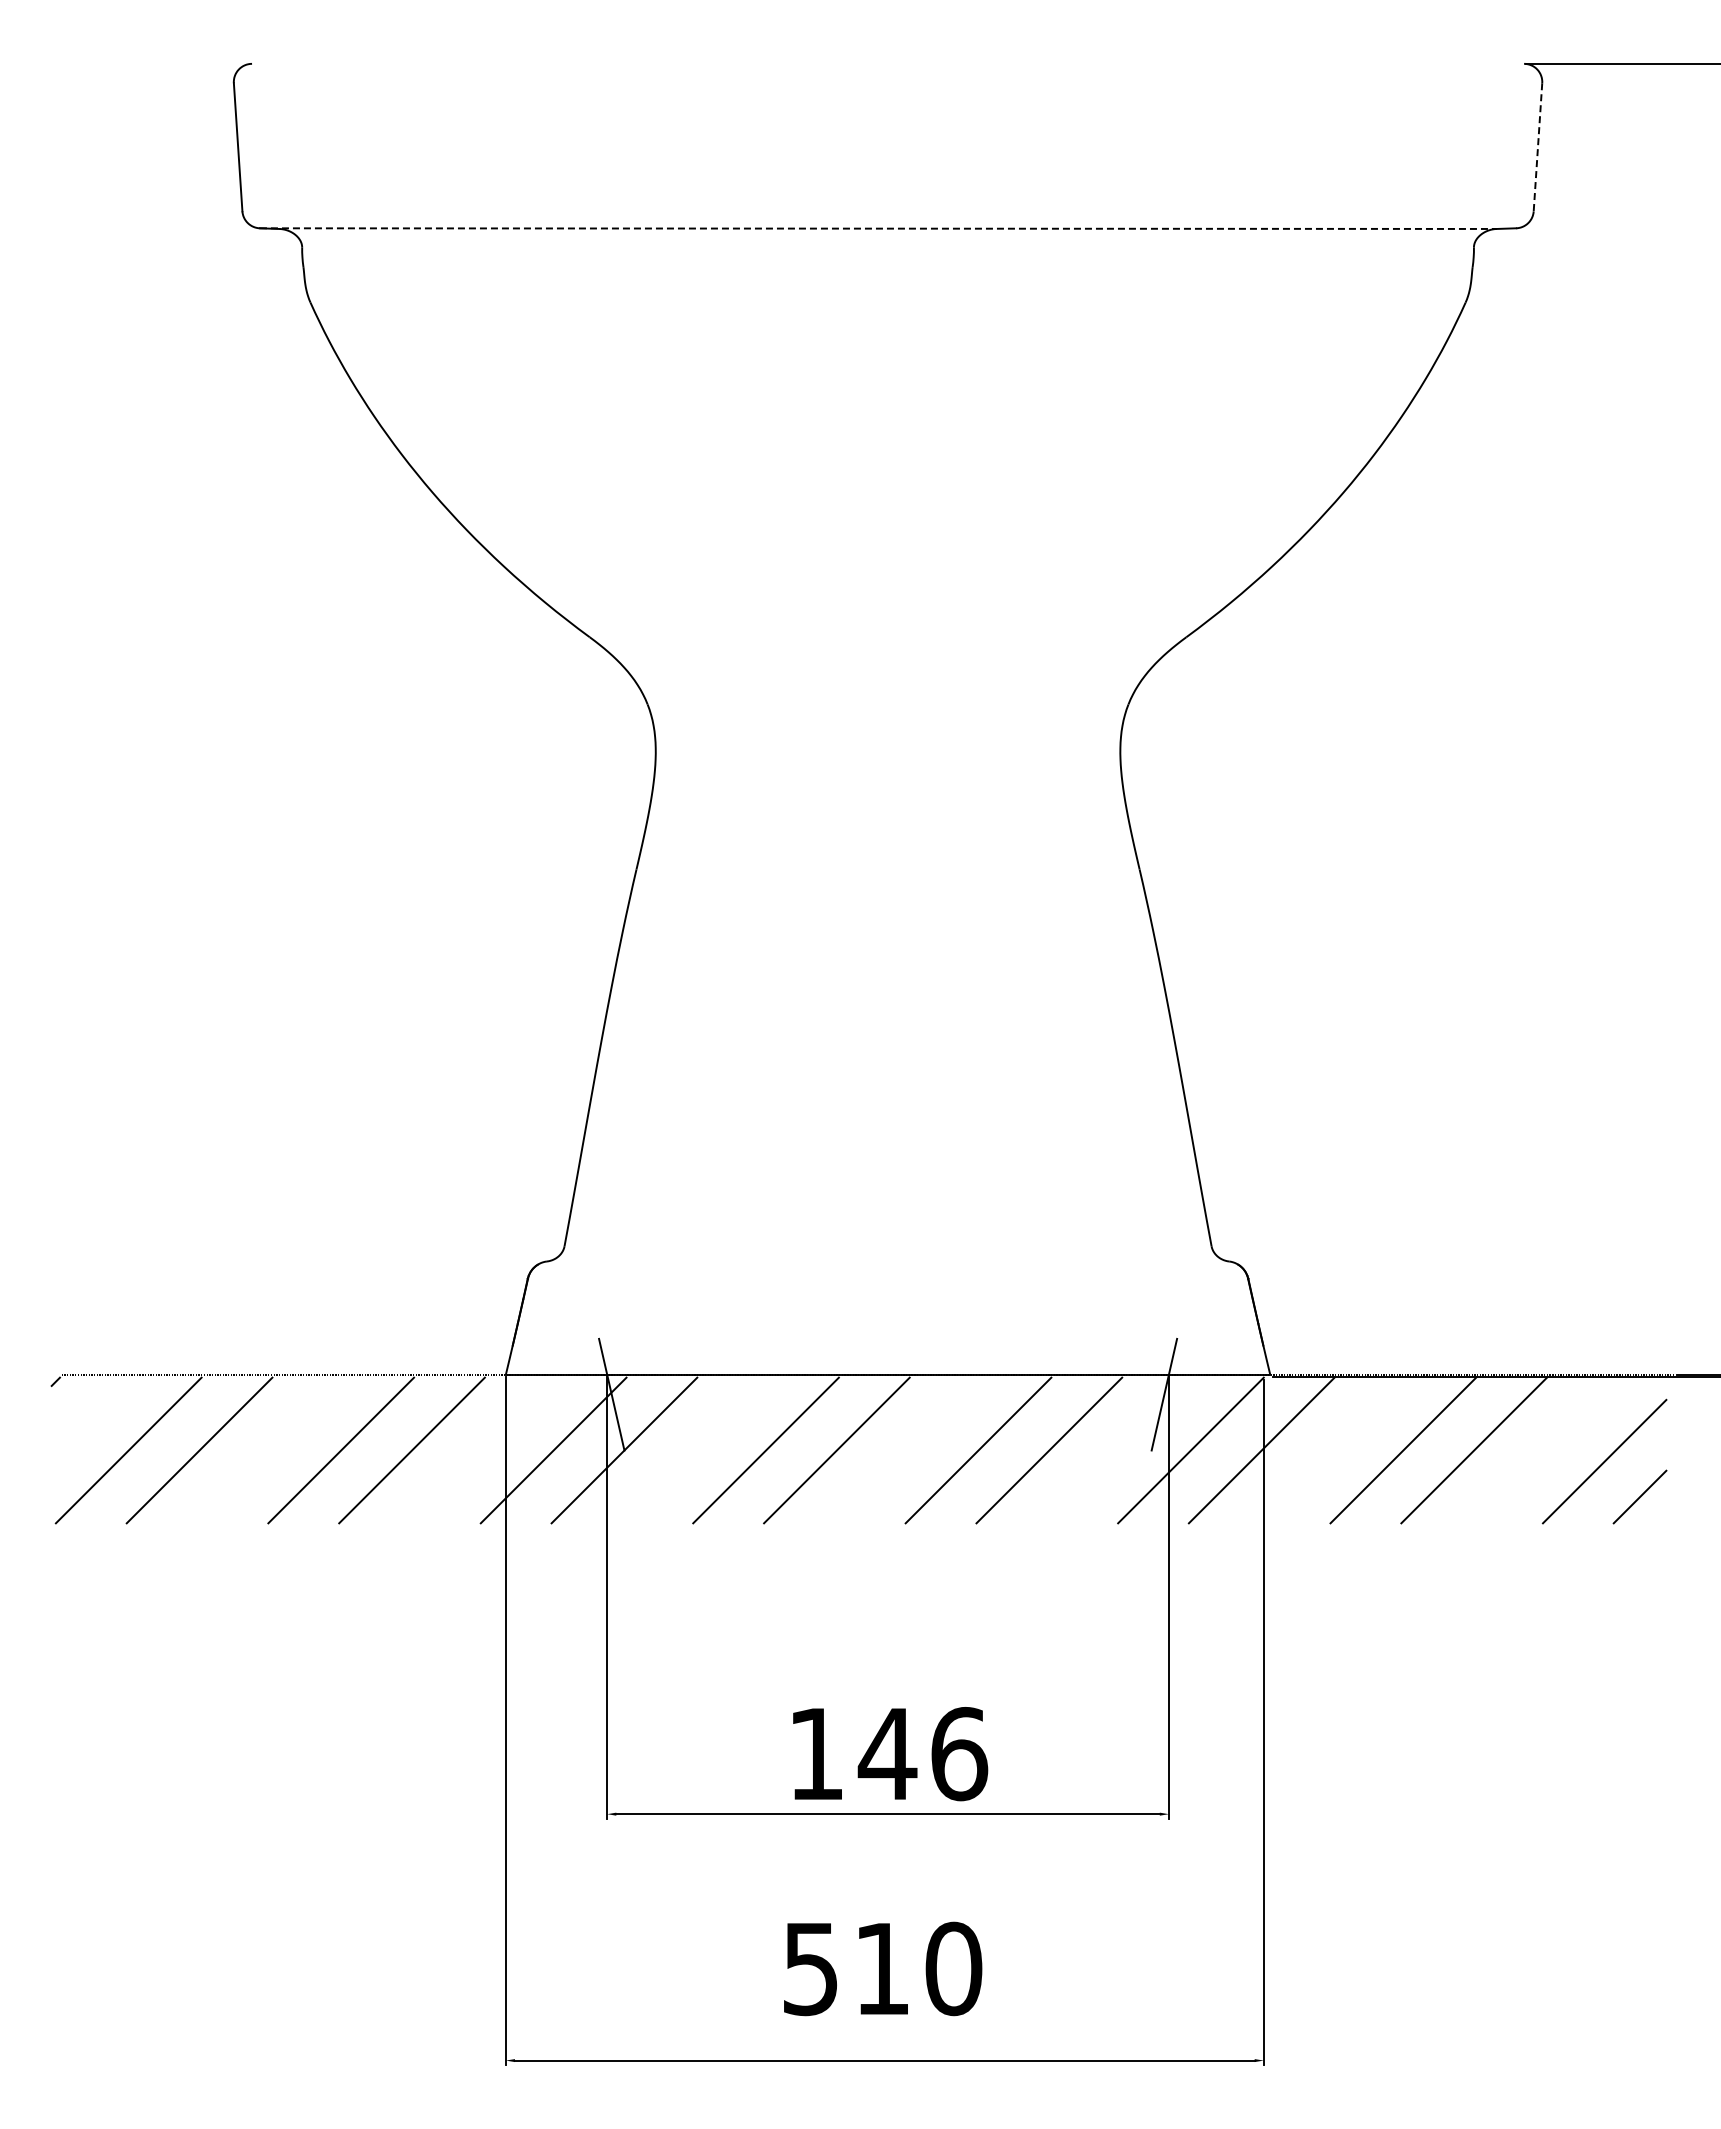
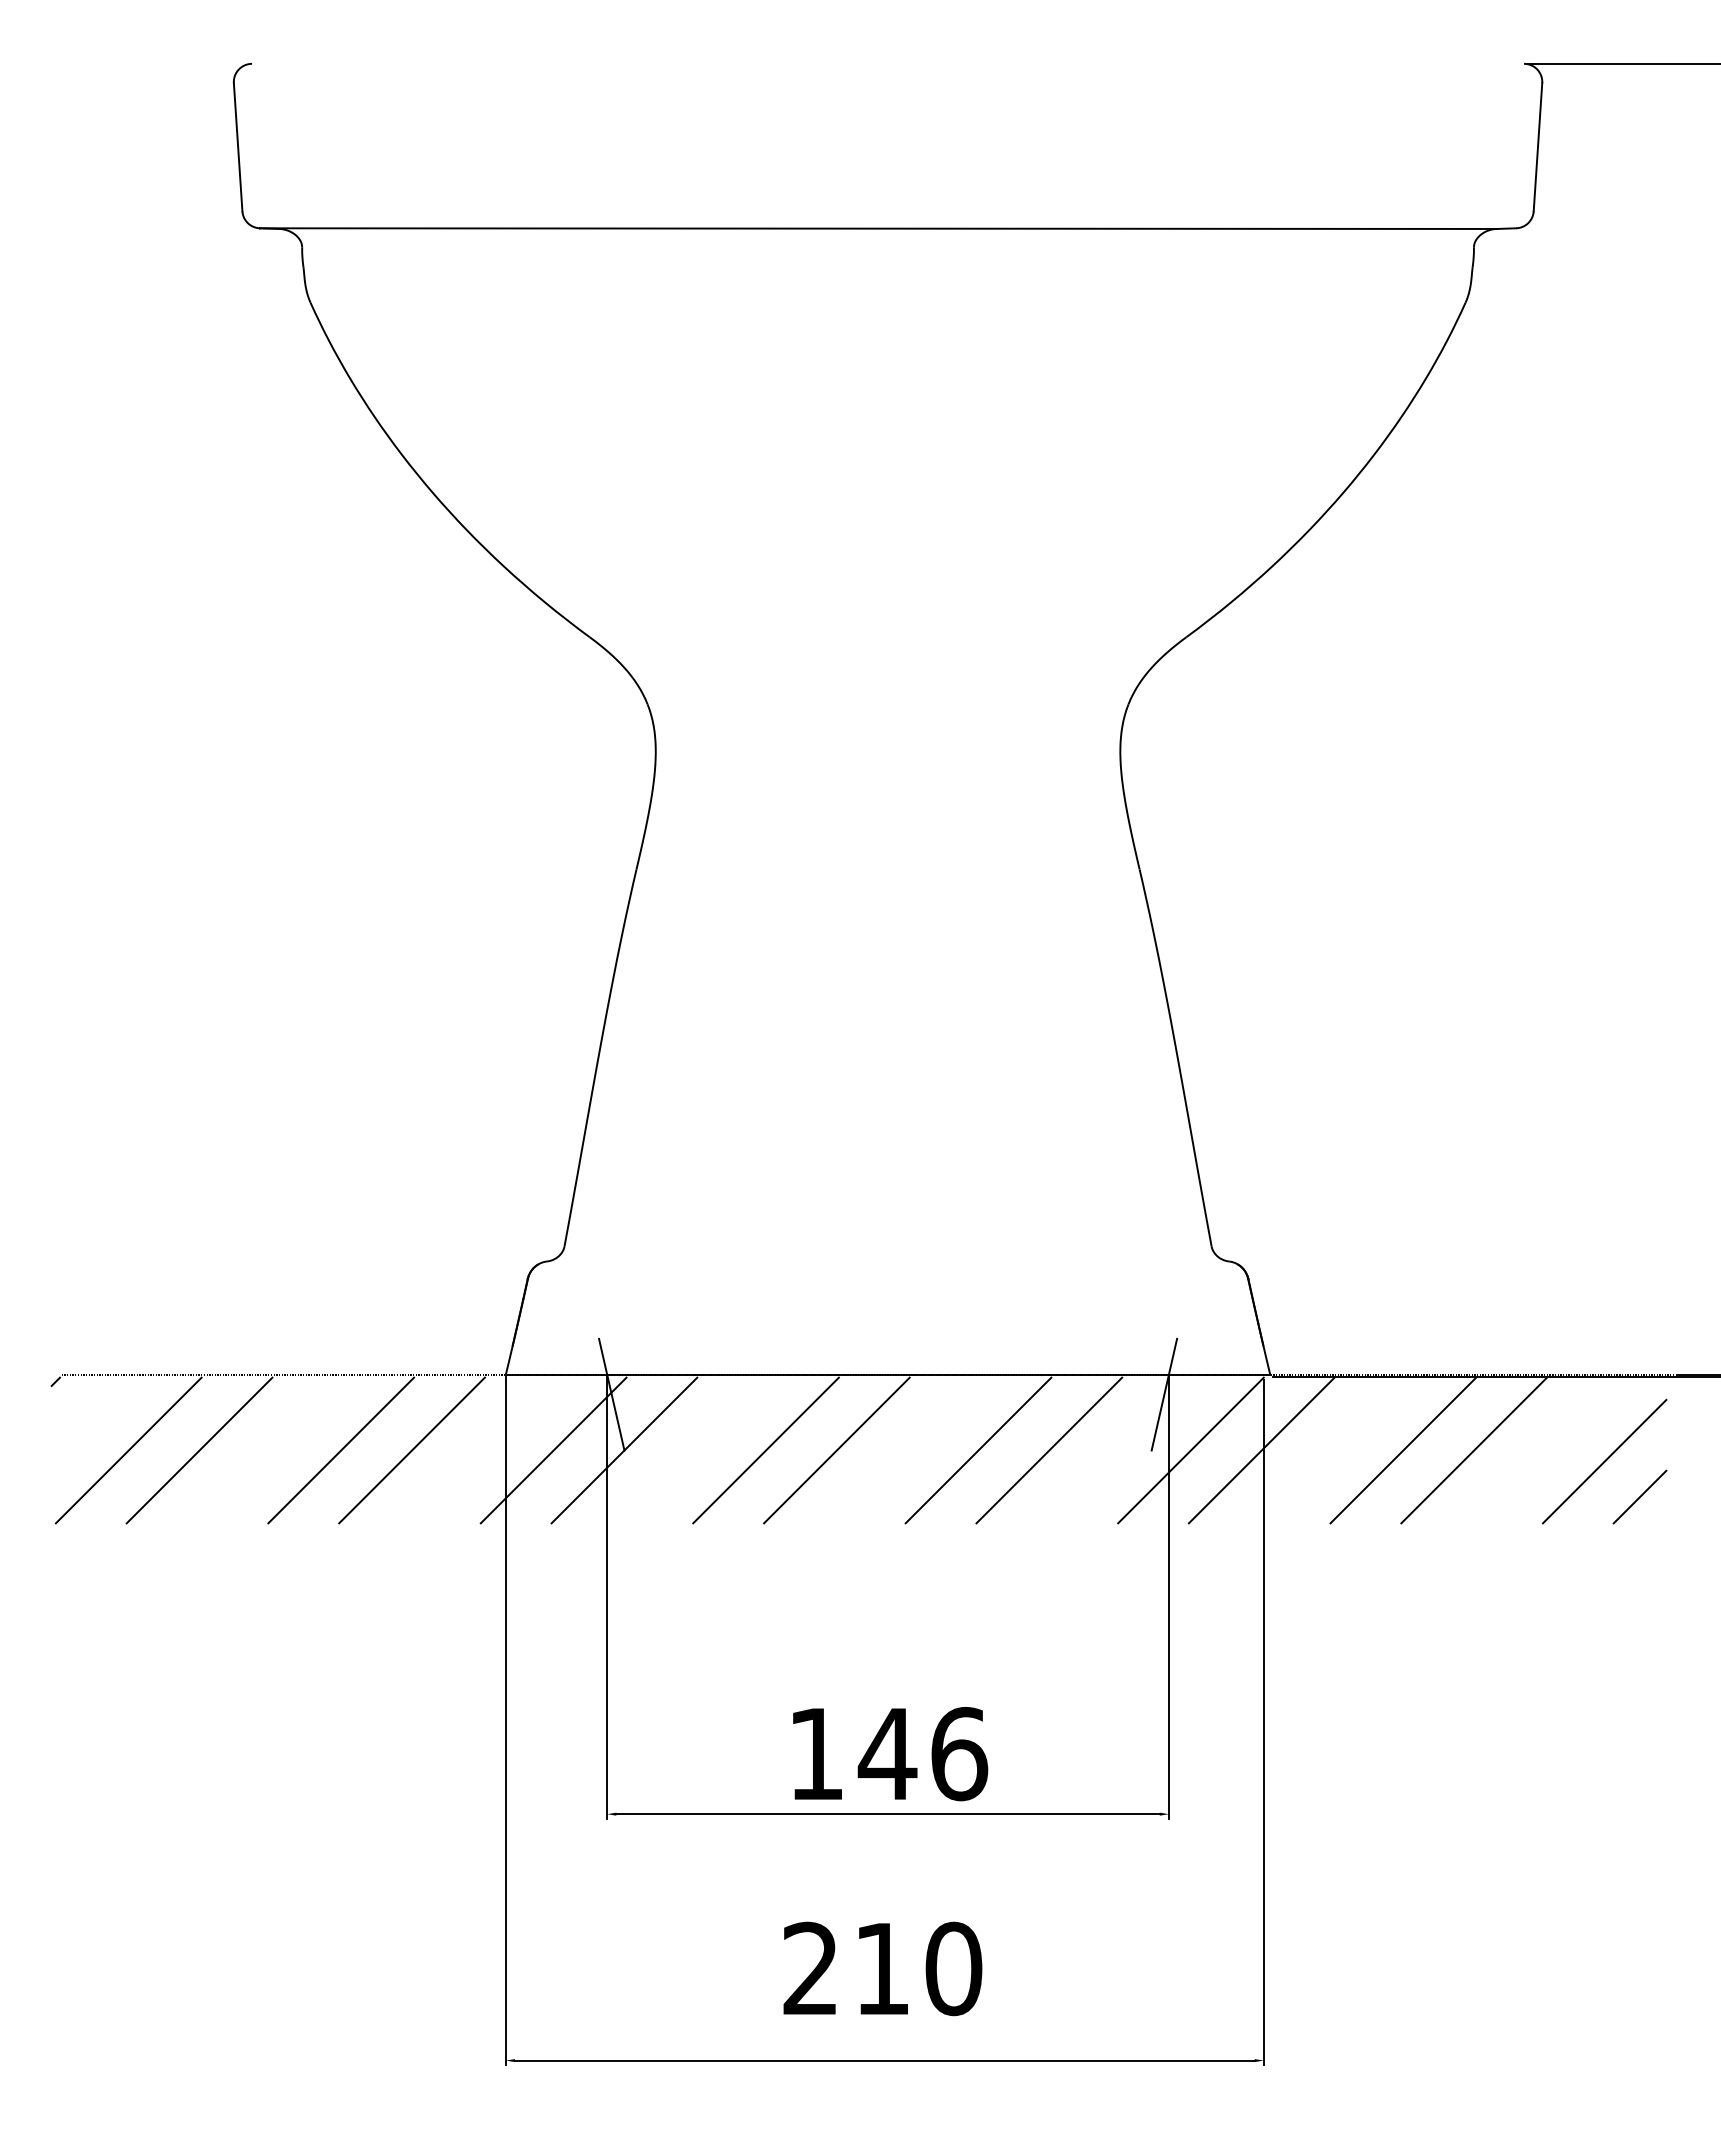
line: dashed -> solid (1537, 147)
line: dashed -> solid (878, 228)
text: 510 -> 210 (809, 1968)
